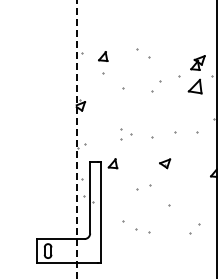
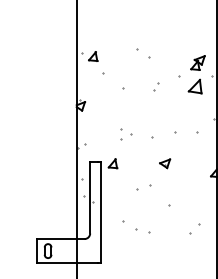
part position: (103, 56) -> (93, 56) (93, 56)
part size: 11x13 px -> 7x10 px (156, 86)
line: dashed -> solid (76, 139)
